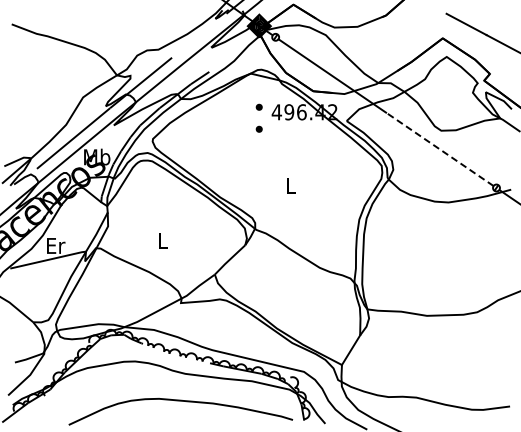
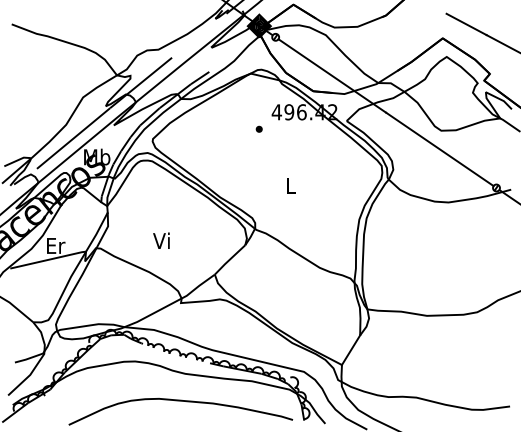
part: present -> none (258, 106)
line: dashed -> solid (439, 149)
text: L -> Vi (161, 240)
